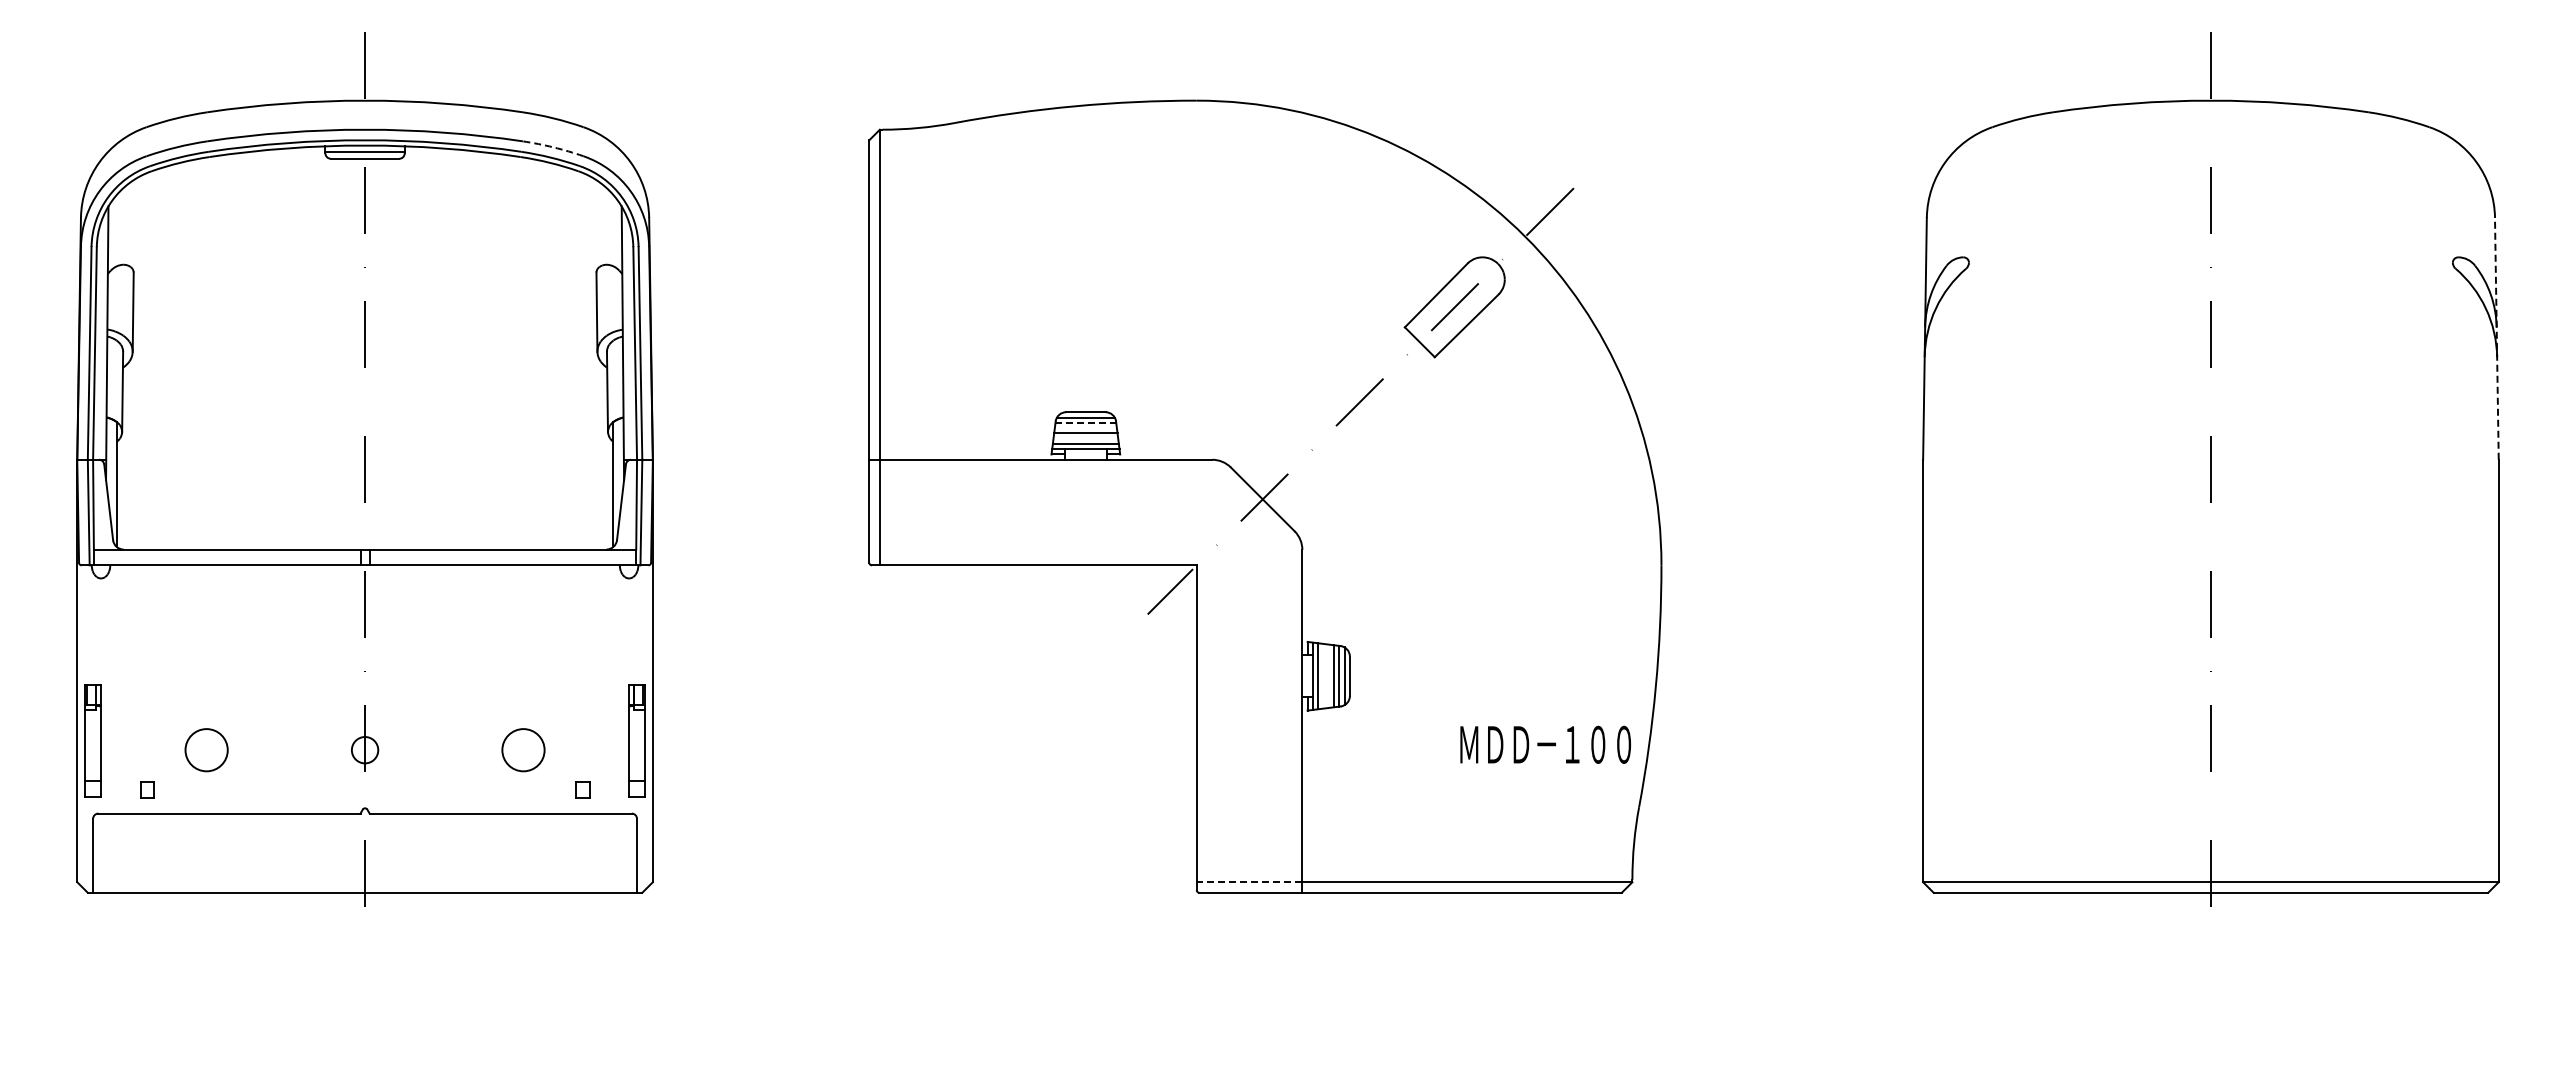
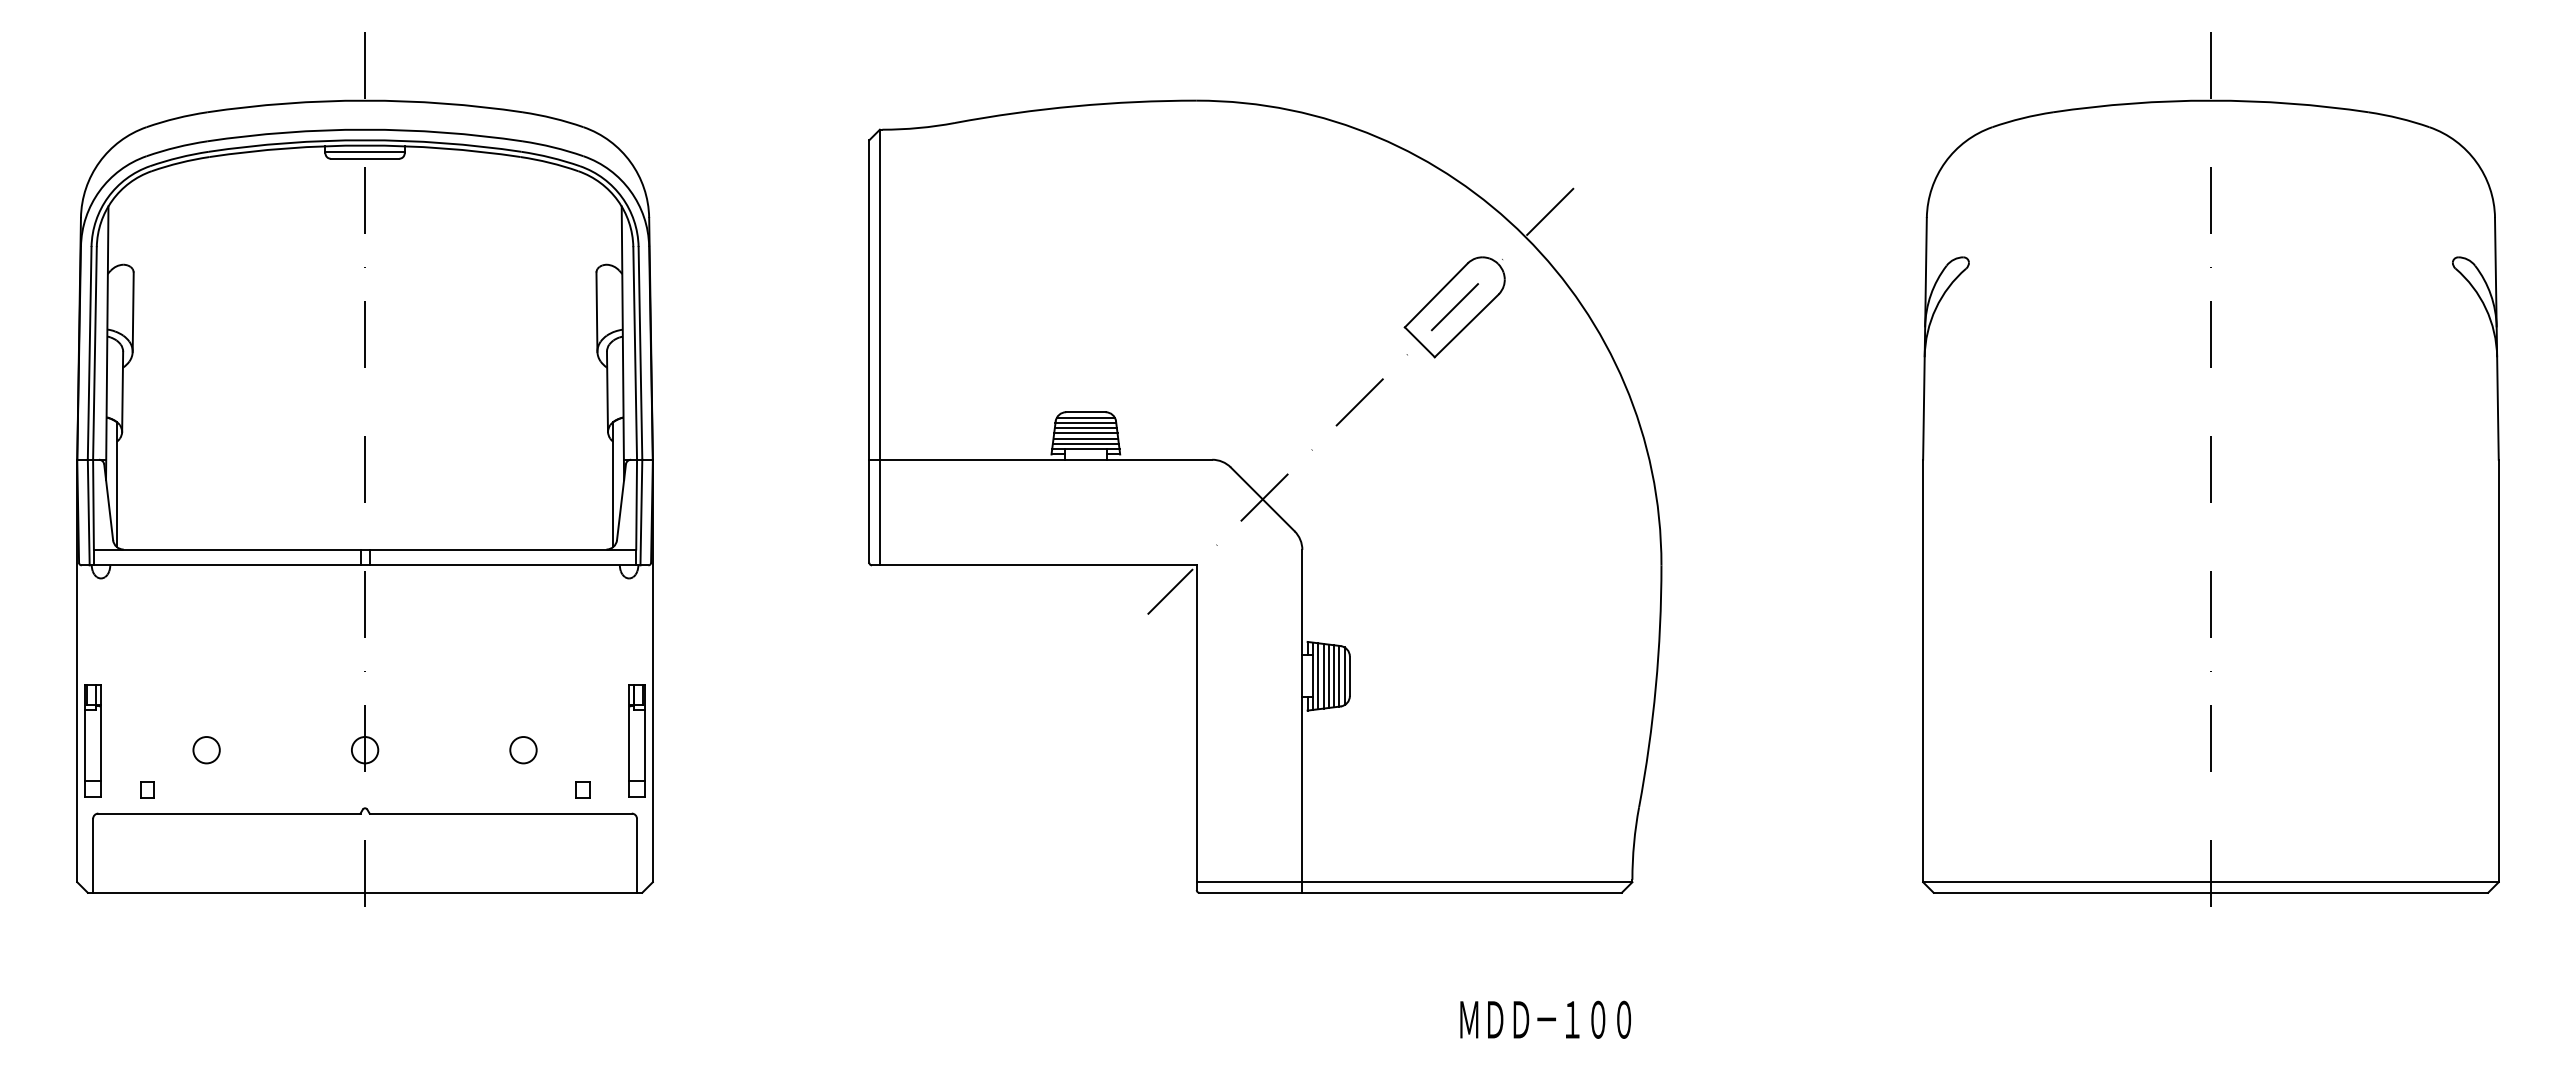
arc: dashed -> solid (553, 147)
line: dashed -> solid (2496, 338)
line: dashed -> solid (1086, 422)
line: none -> present (1085, 428)
line: none -> present (1085, 438)
line: none -> present (1323, 675)
line: none -> present (1328, 675)
text position: (1545, 744) -> (1545, 1019) (1545, 1019)
circle diameter: 42 px -> 26 px (206, 750)
circle diameter: 42 px -> 26 px (523, 750)
line: dashed -> solid (1249, 882)
